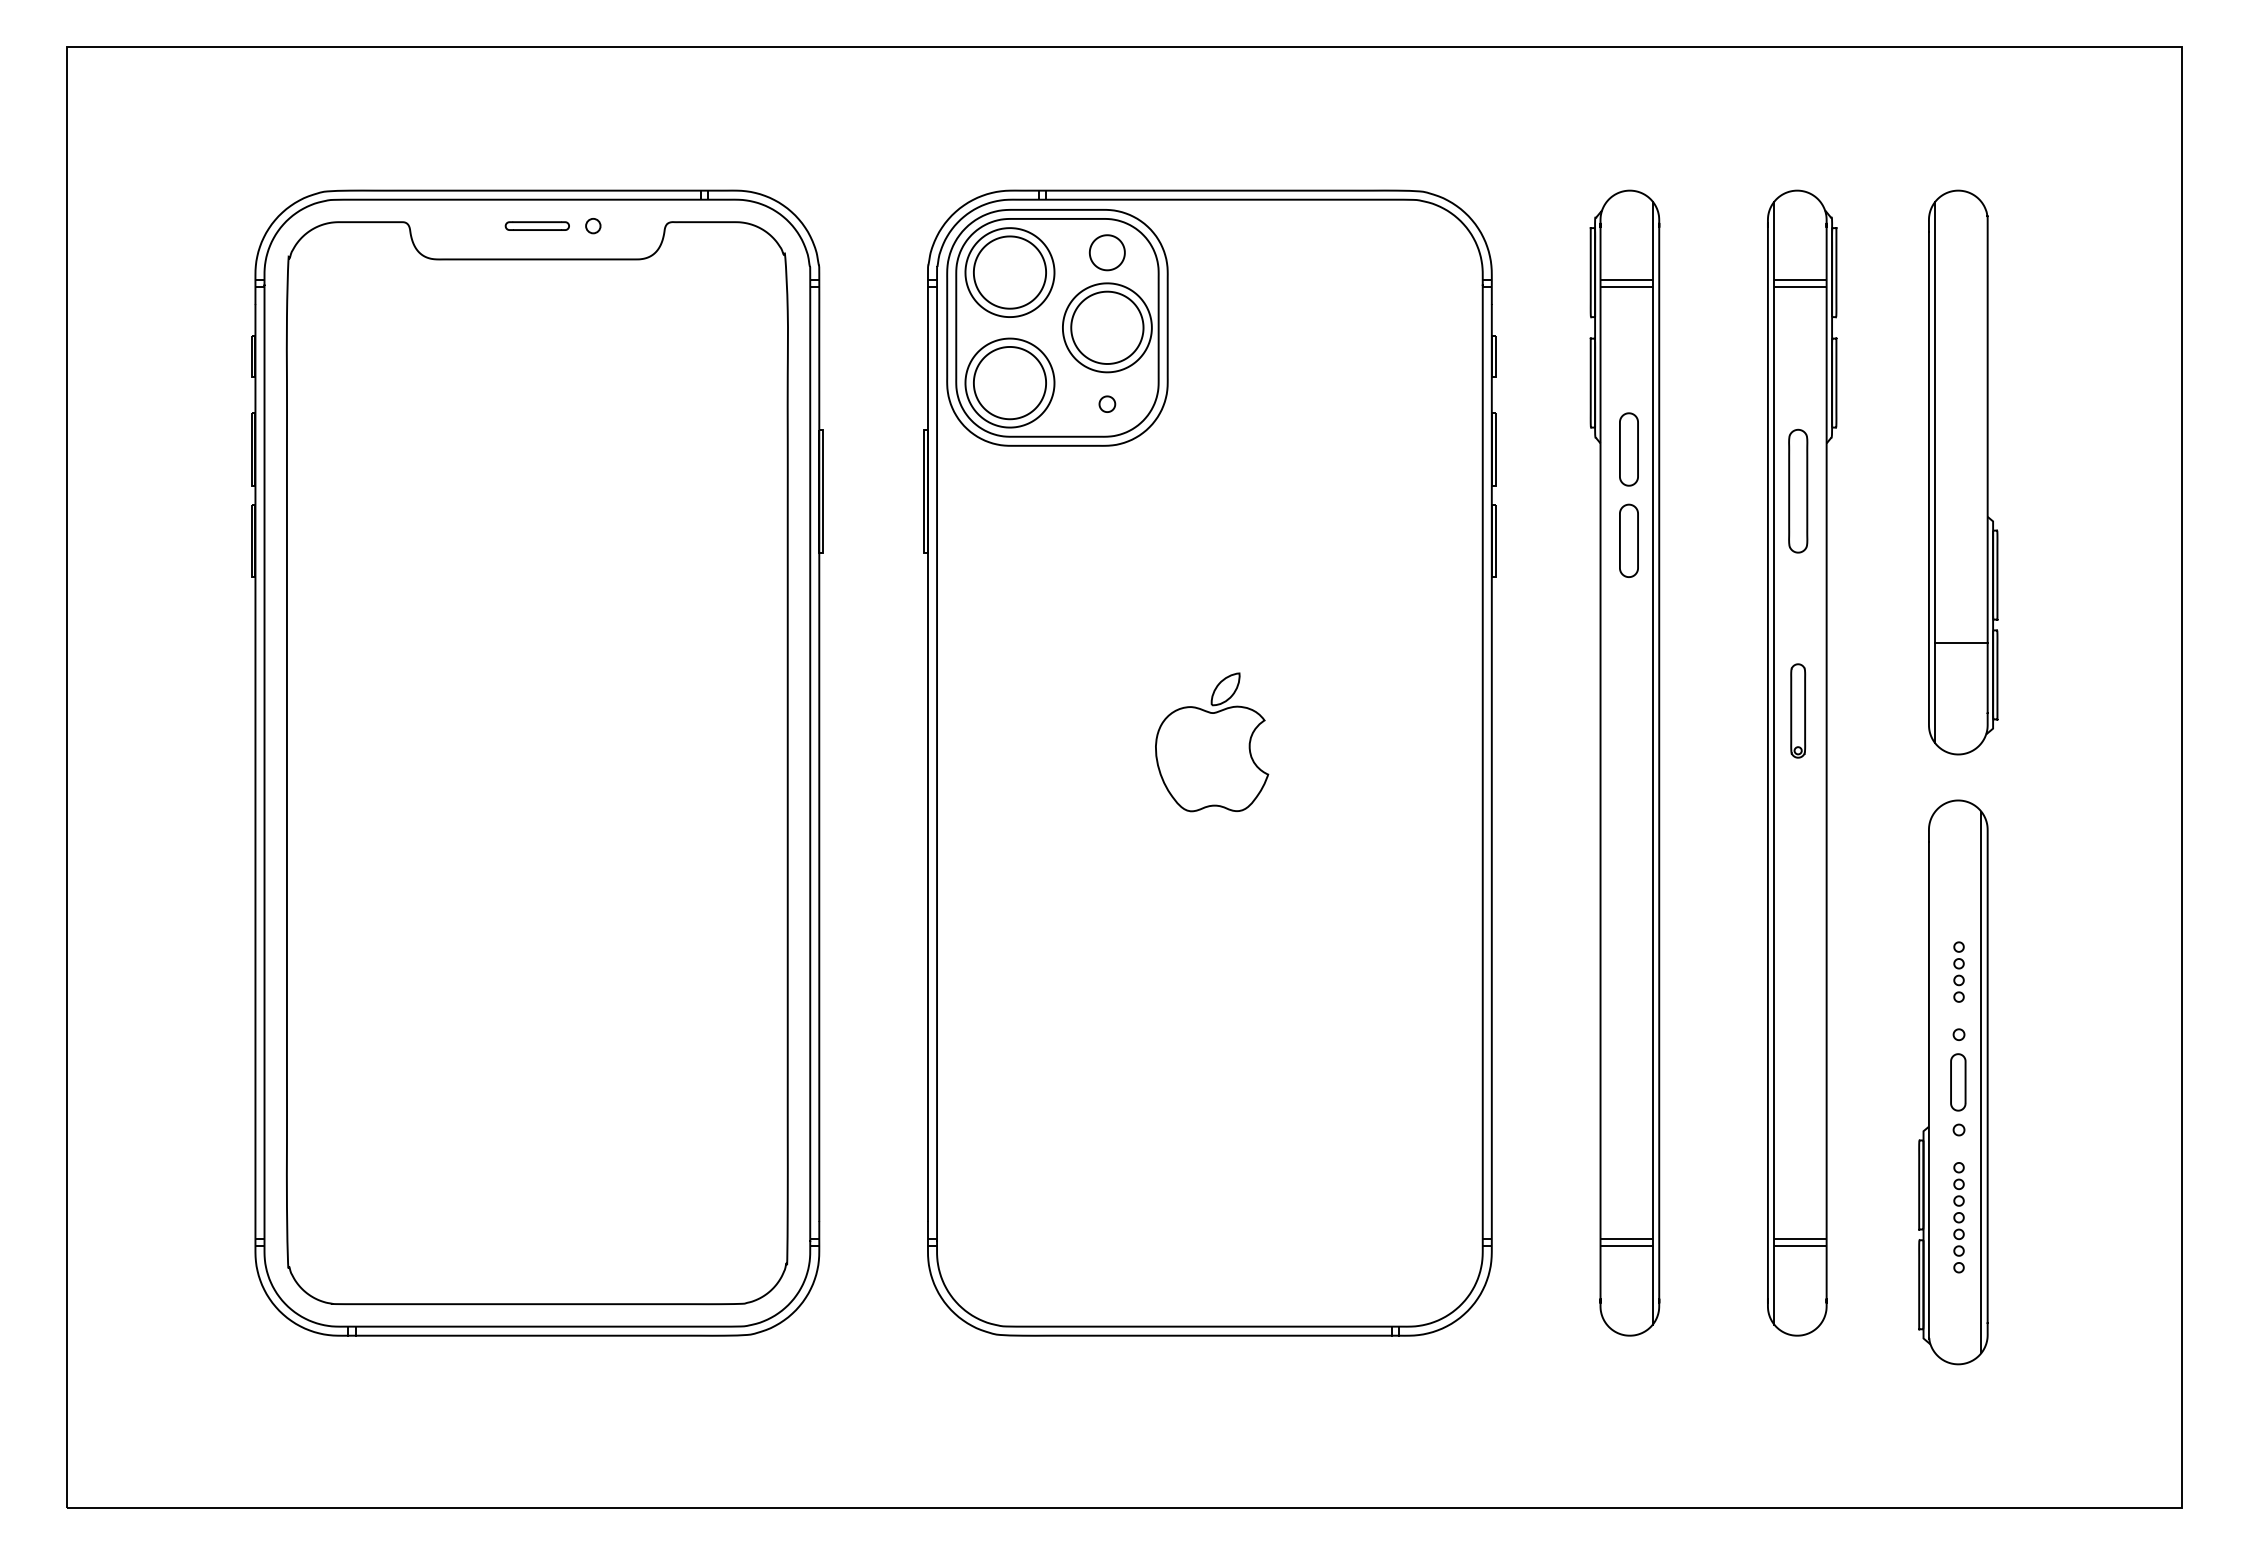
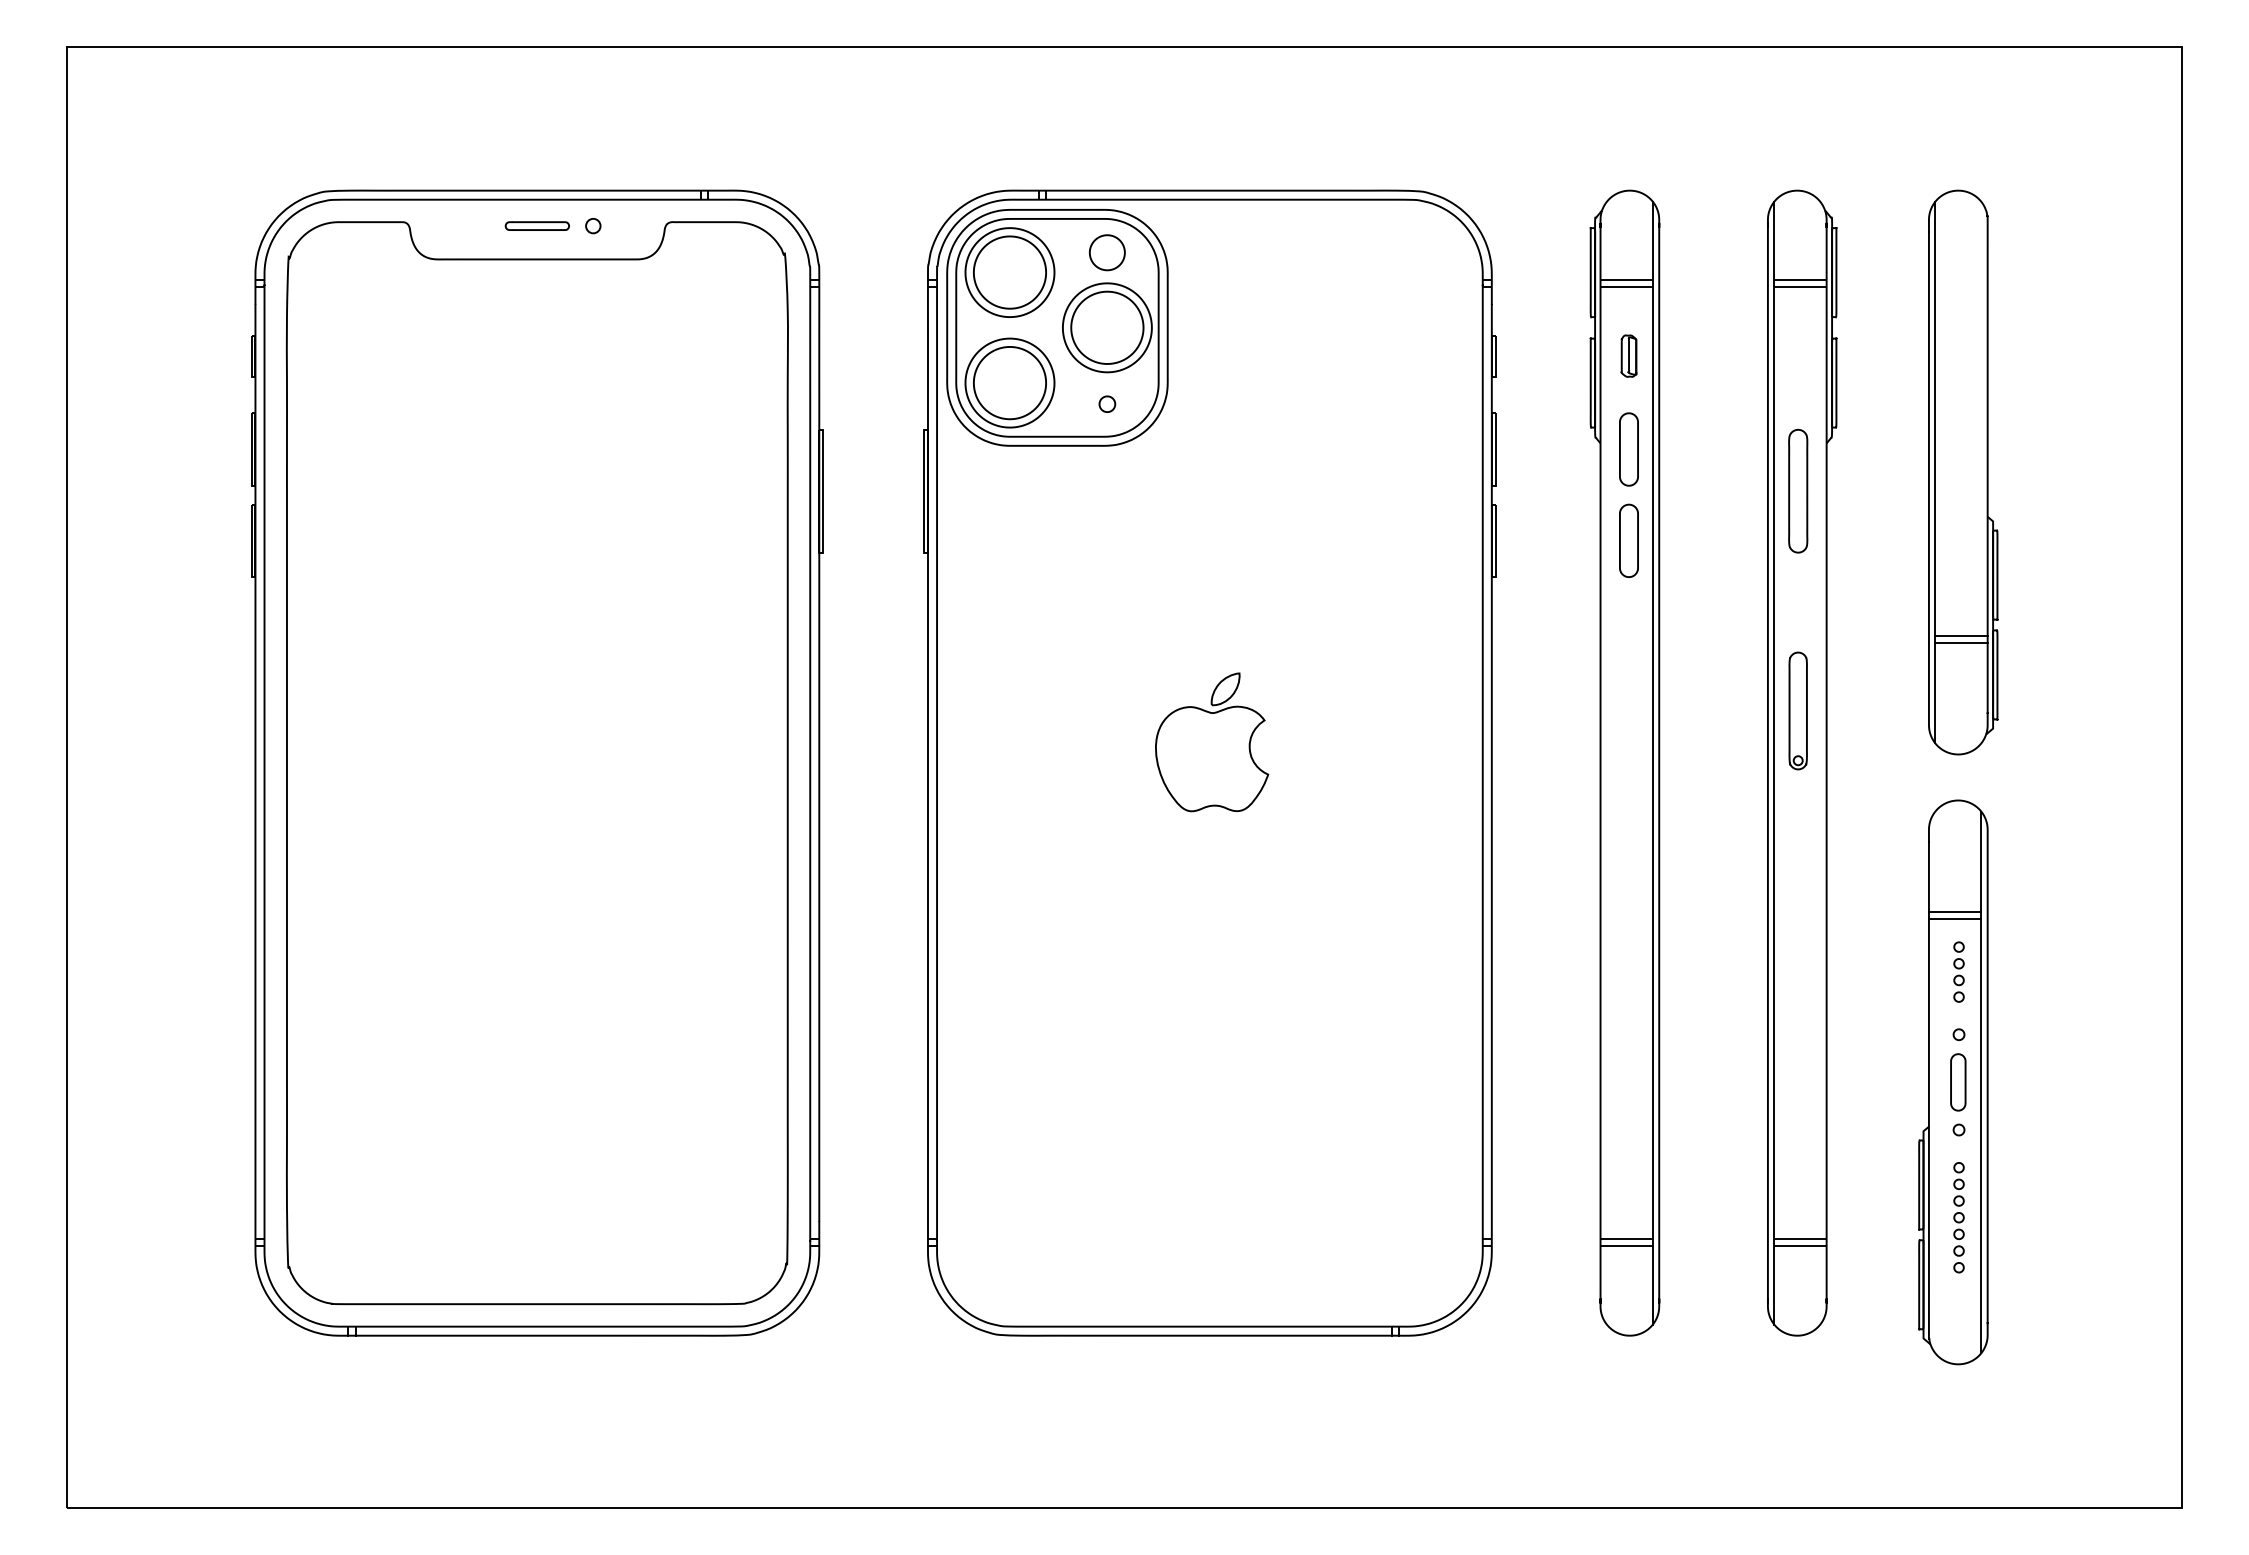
part: none -> present (1628, 355)
line: none -> present (1961, 635)
part size: 17x96 px -> 20x120 px (1797, 710)
line: none -> present (1954, 911)
line: none -> present (1954, 918)
